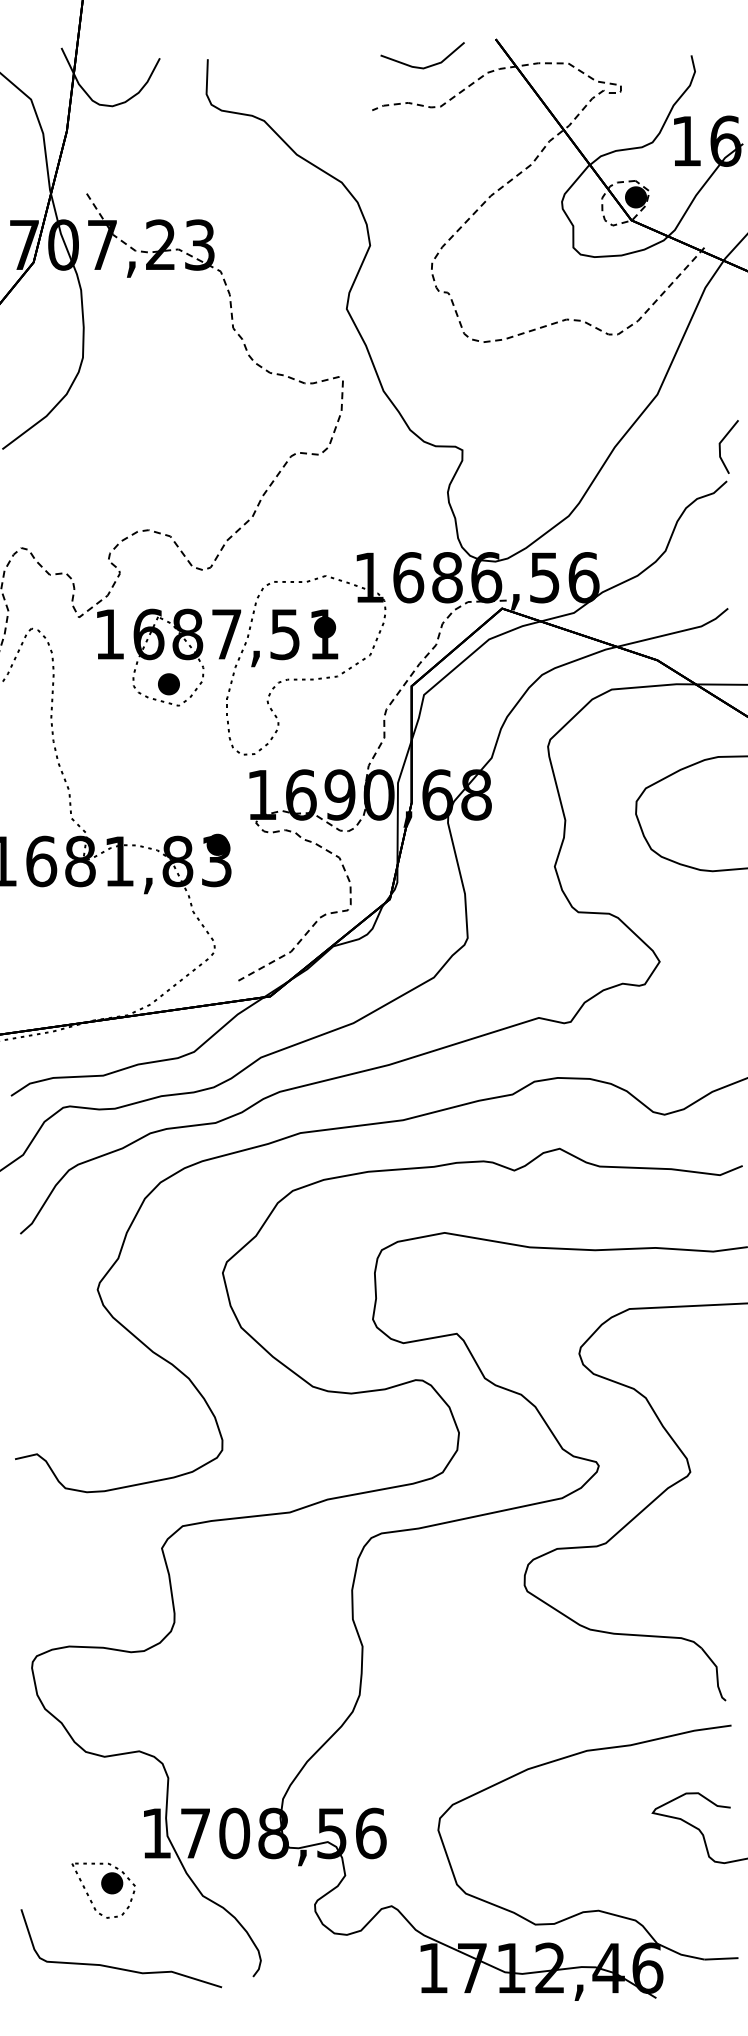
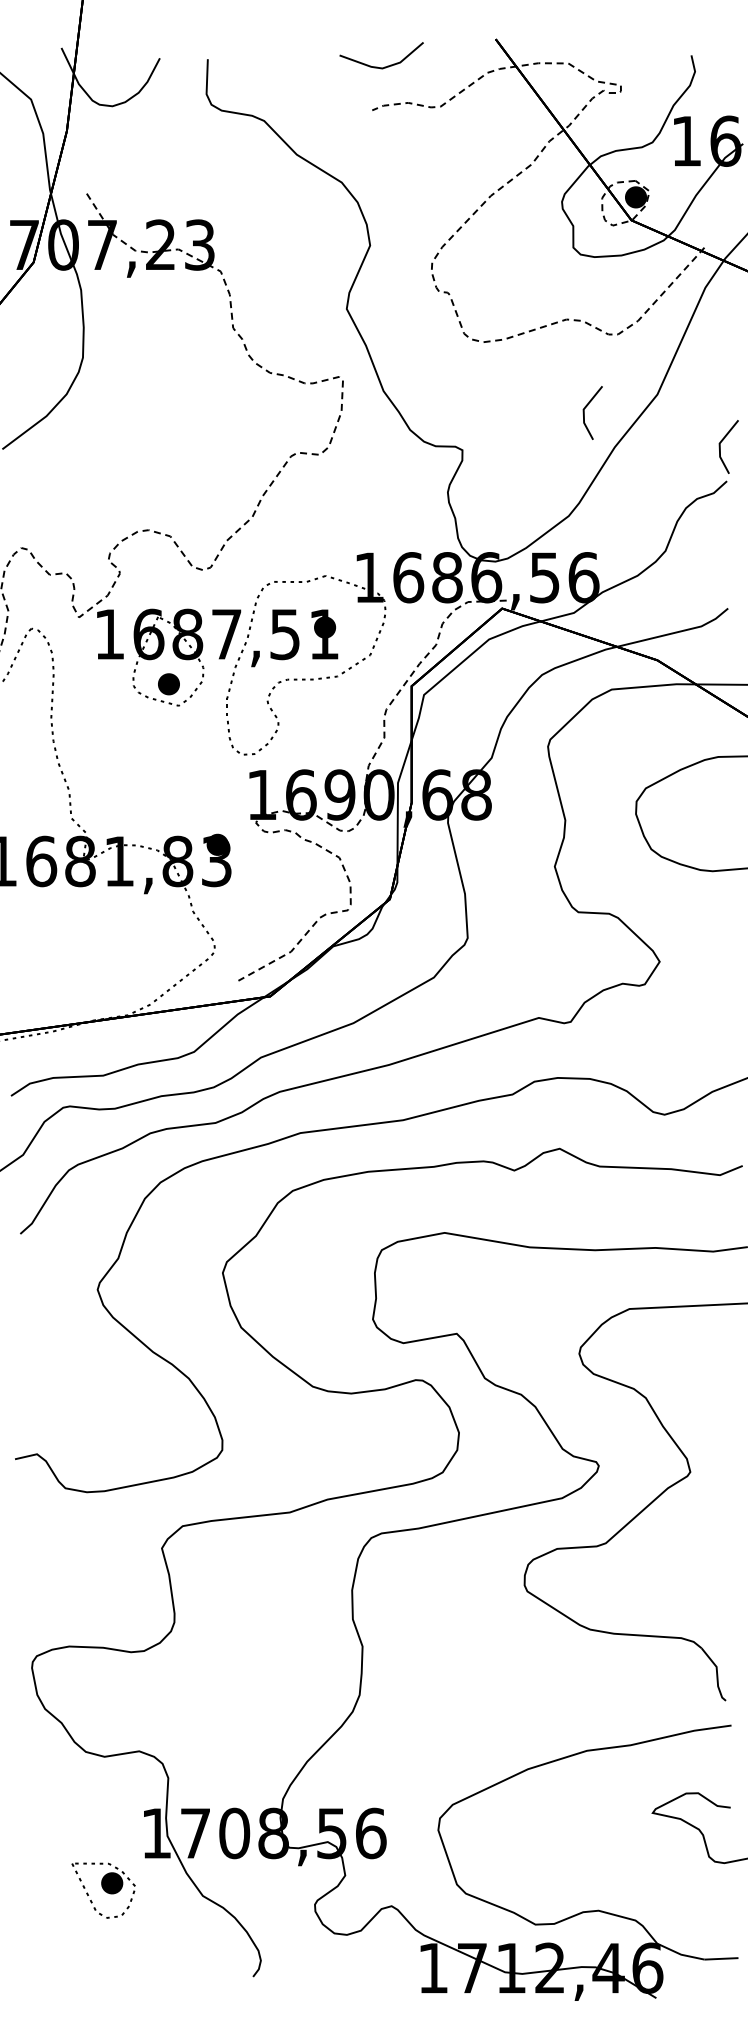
line position: (425, 66) -> (384, 66) (384, 66)
line: none -> present (587, 406)
curve: present -> none (119, 1967)
